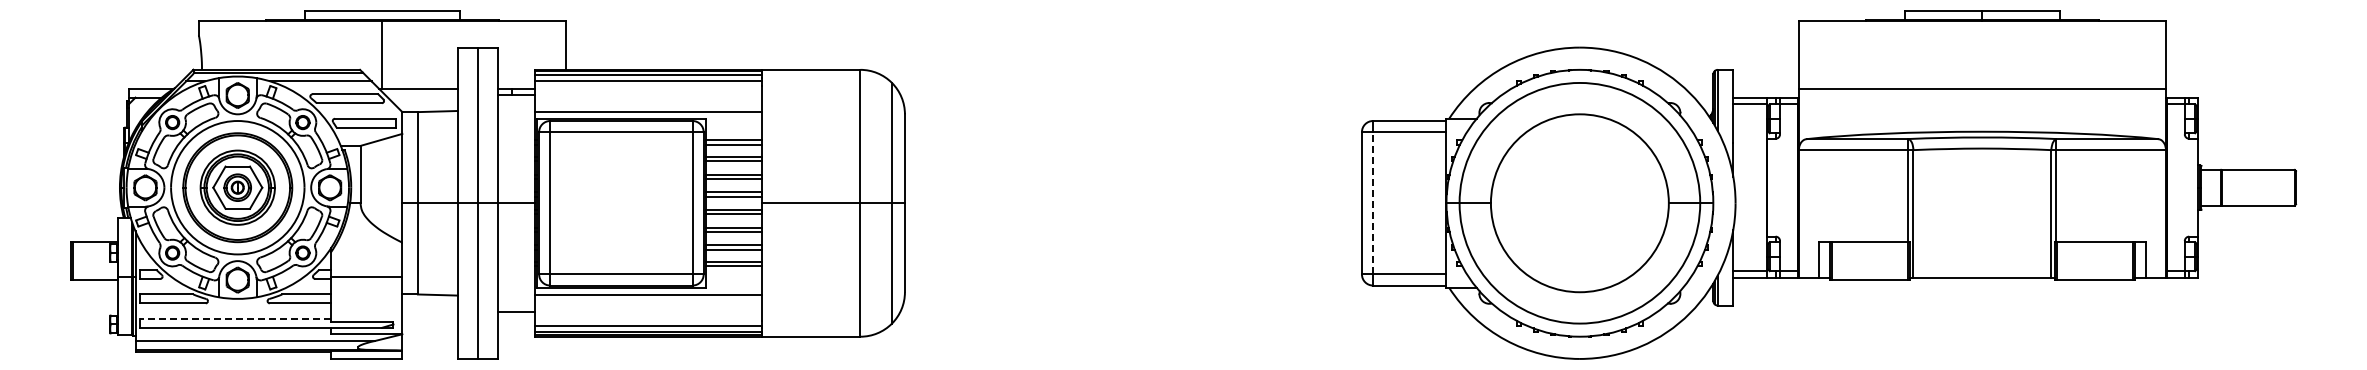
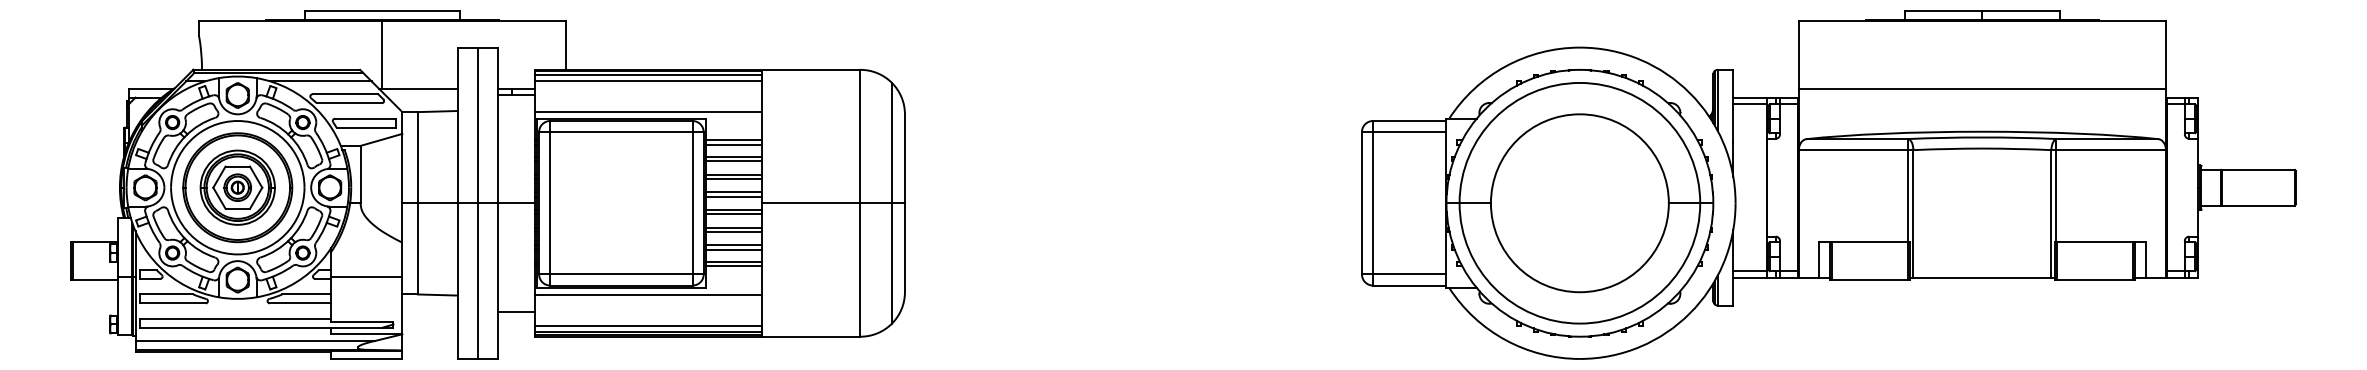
line: dashed -> solid (1373, 202)
line: dashed -> solid (235, 318)
